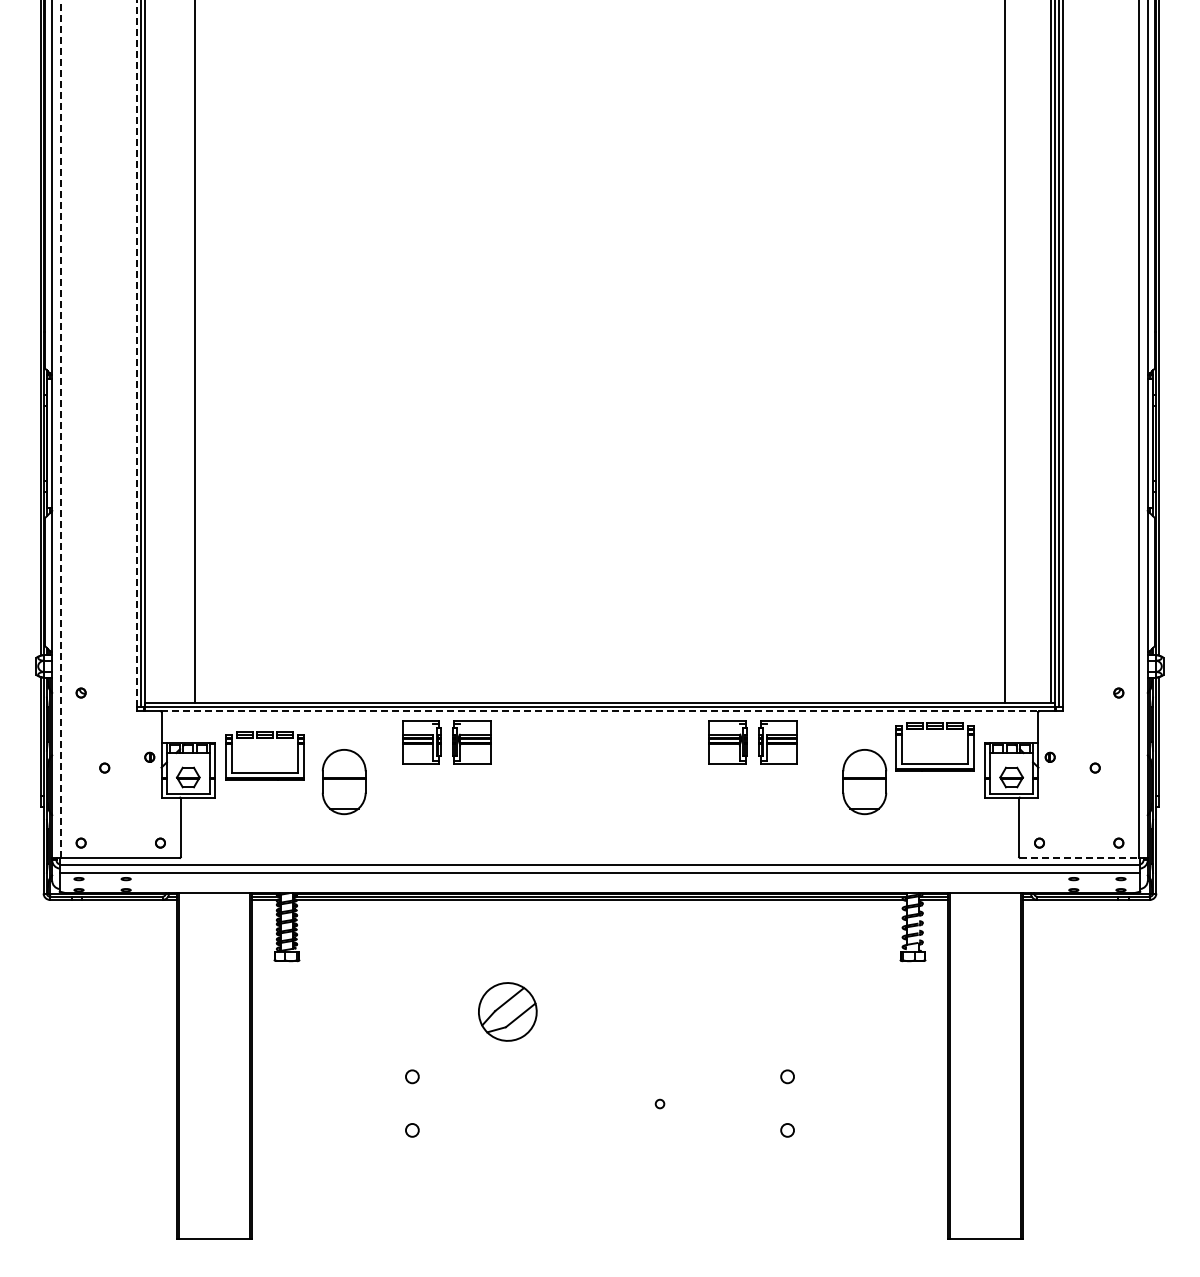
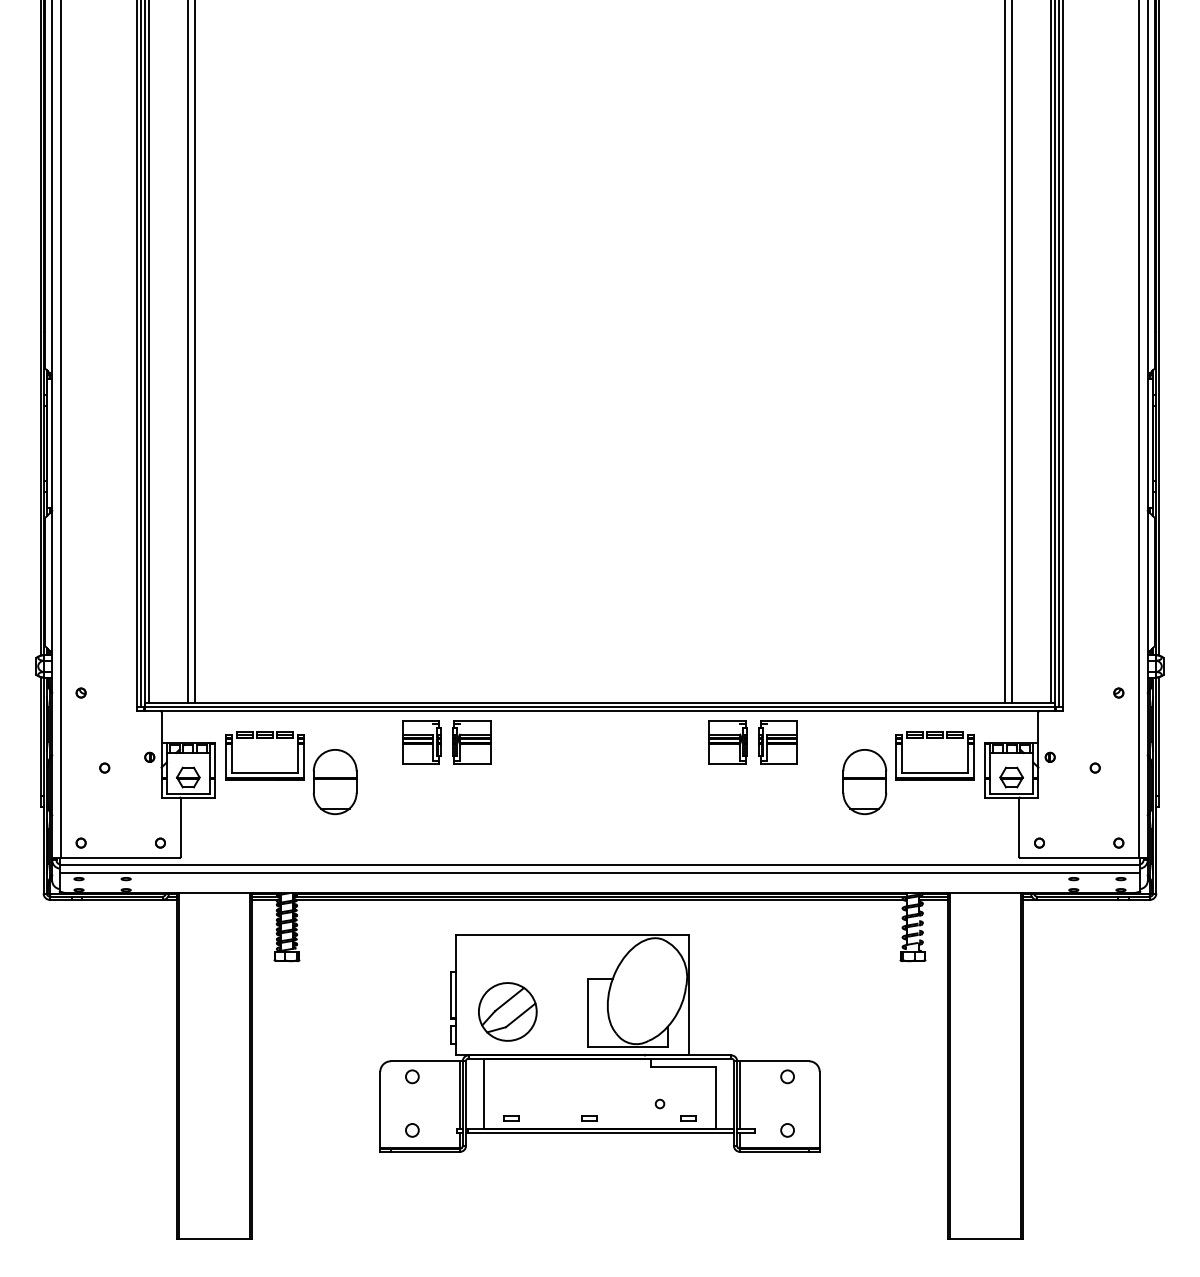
line: none -> present (148, 352)
line: none -> present (188, 352)
line: none -> present (1011, 352)
line: dashed -> solid (136, 353)
line: dashed -> solid (60, 429)
line: dashed -> solid (600, 711)
part position: (934, 729) -> (934, 738) (934, 738)
part position: (343, 782) -> (334, 782) (334, 782)
line: dashed -> solid (1079, 857)
part: none -> present (599, 1043)
